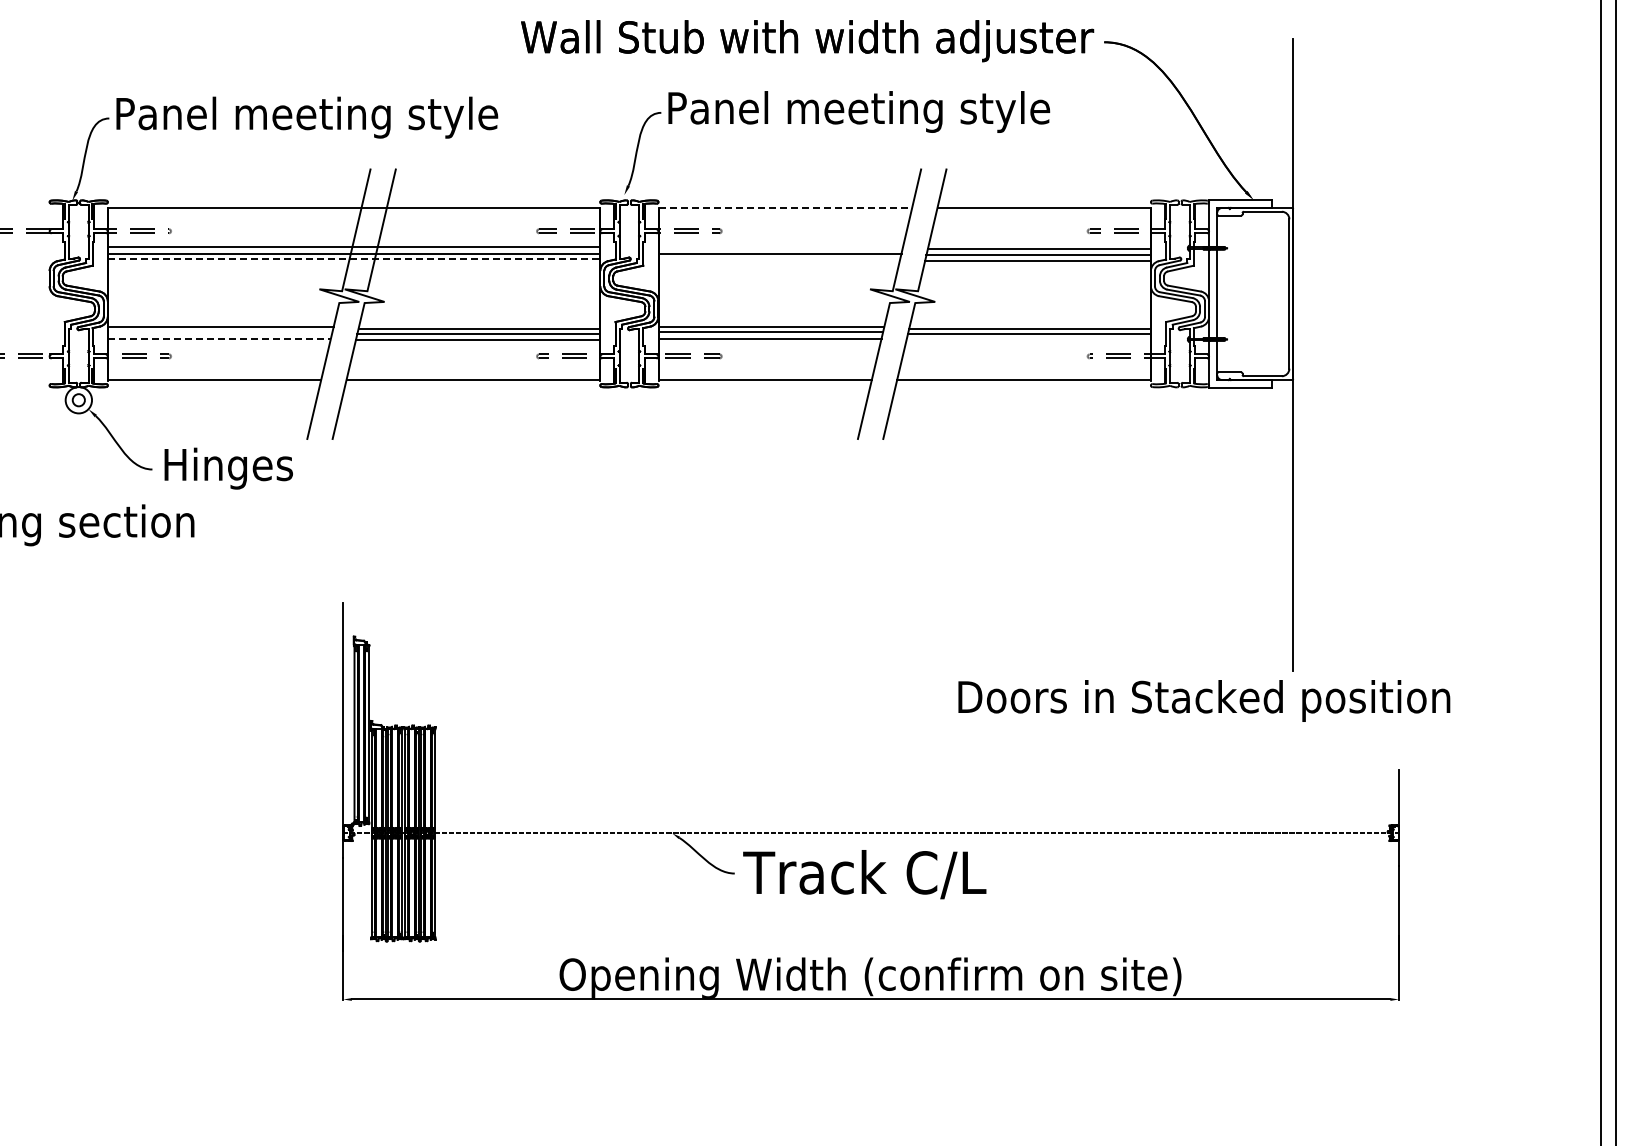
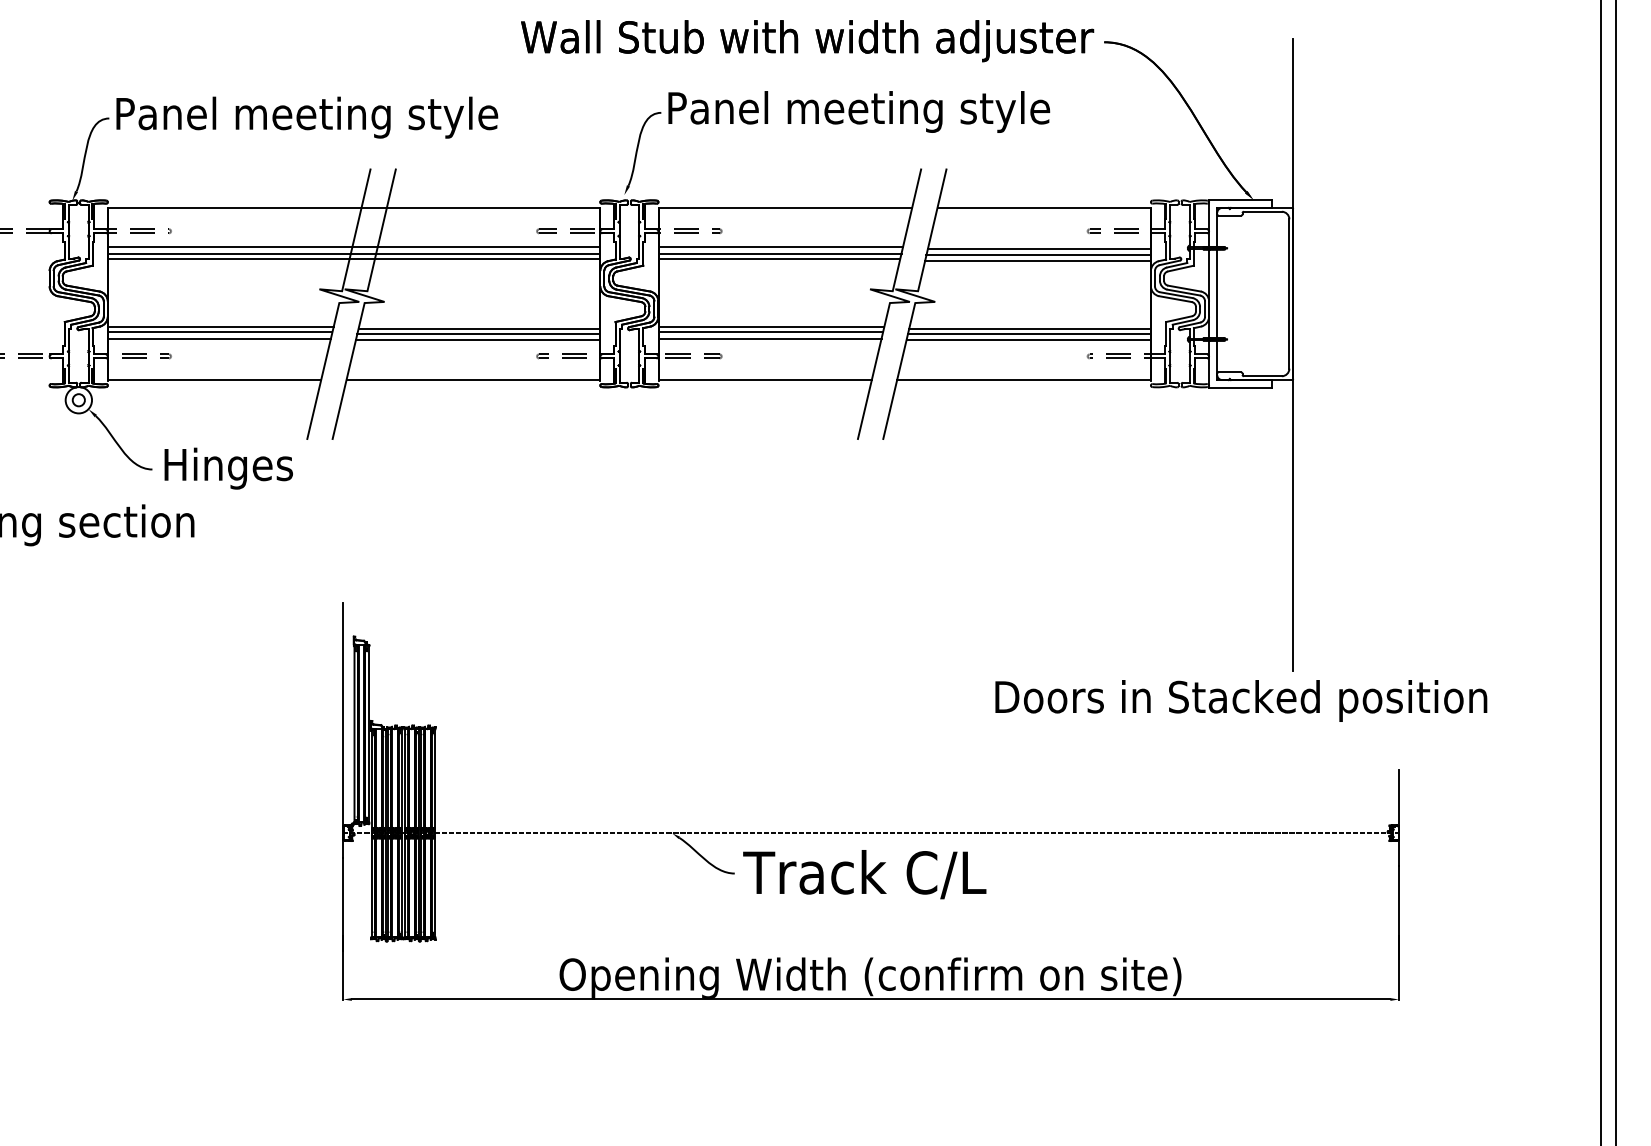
line: dashed -> solid (785, 207)
line: none -> present (780, 247)
line: dashed -> solid (354, 258)
line: none -> present (779, 258)
line: none -> present (220, 332)
line: dashed -> solid (219, 338)
line: none -> present (1028, 340)
text position: (1204, 700) -> (1241, 700) (1241, 700)
